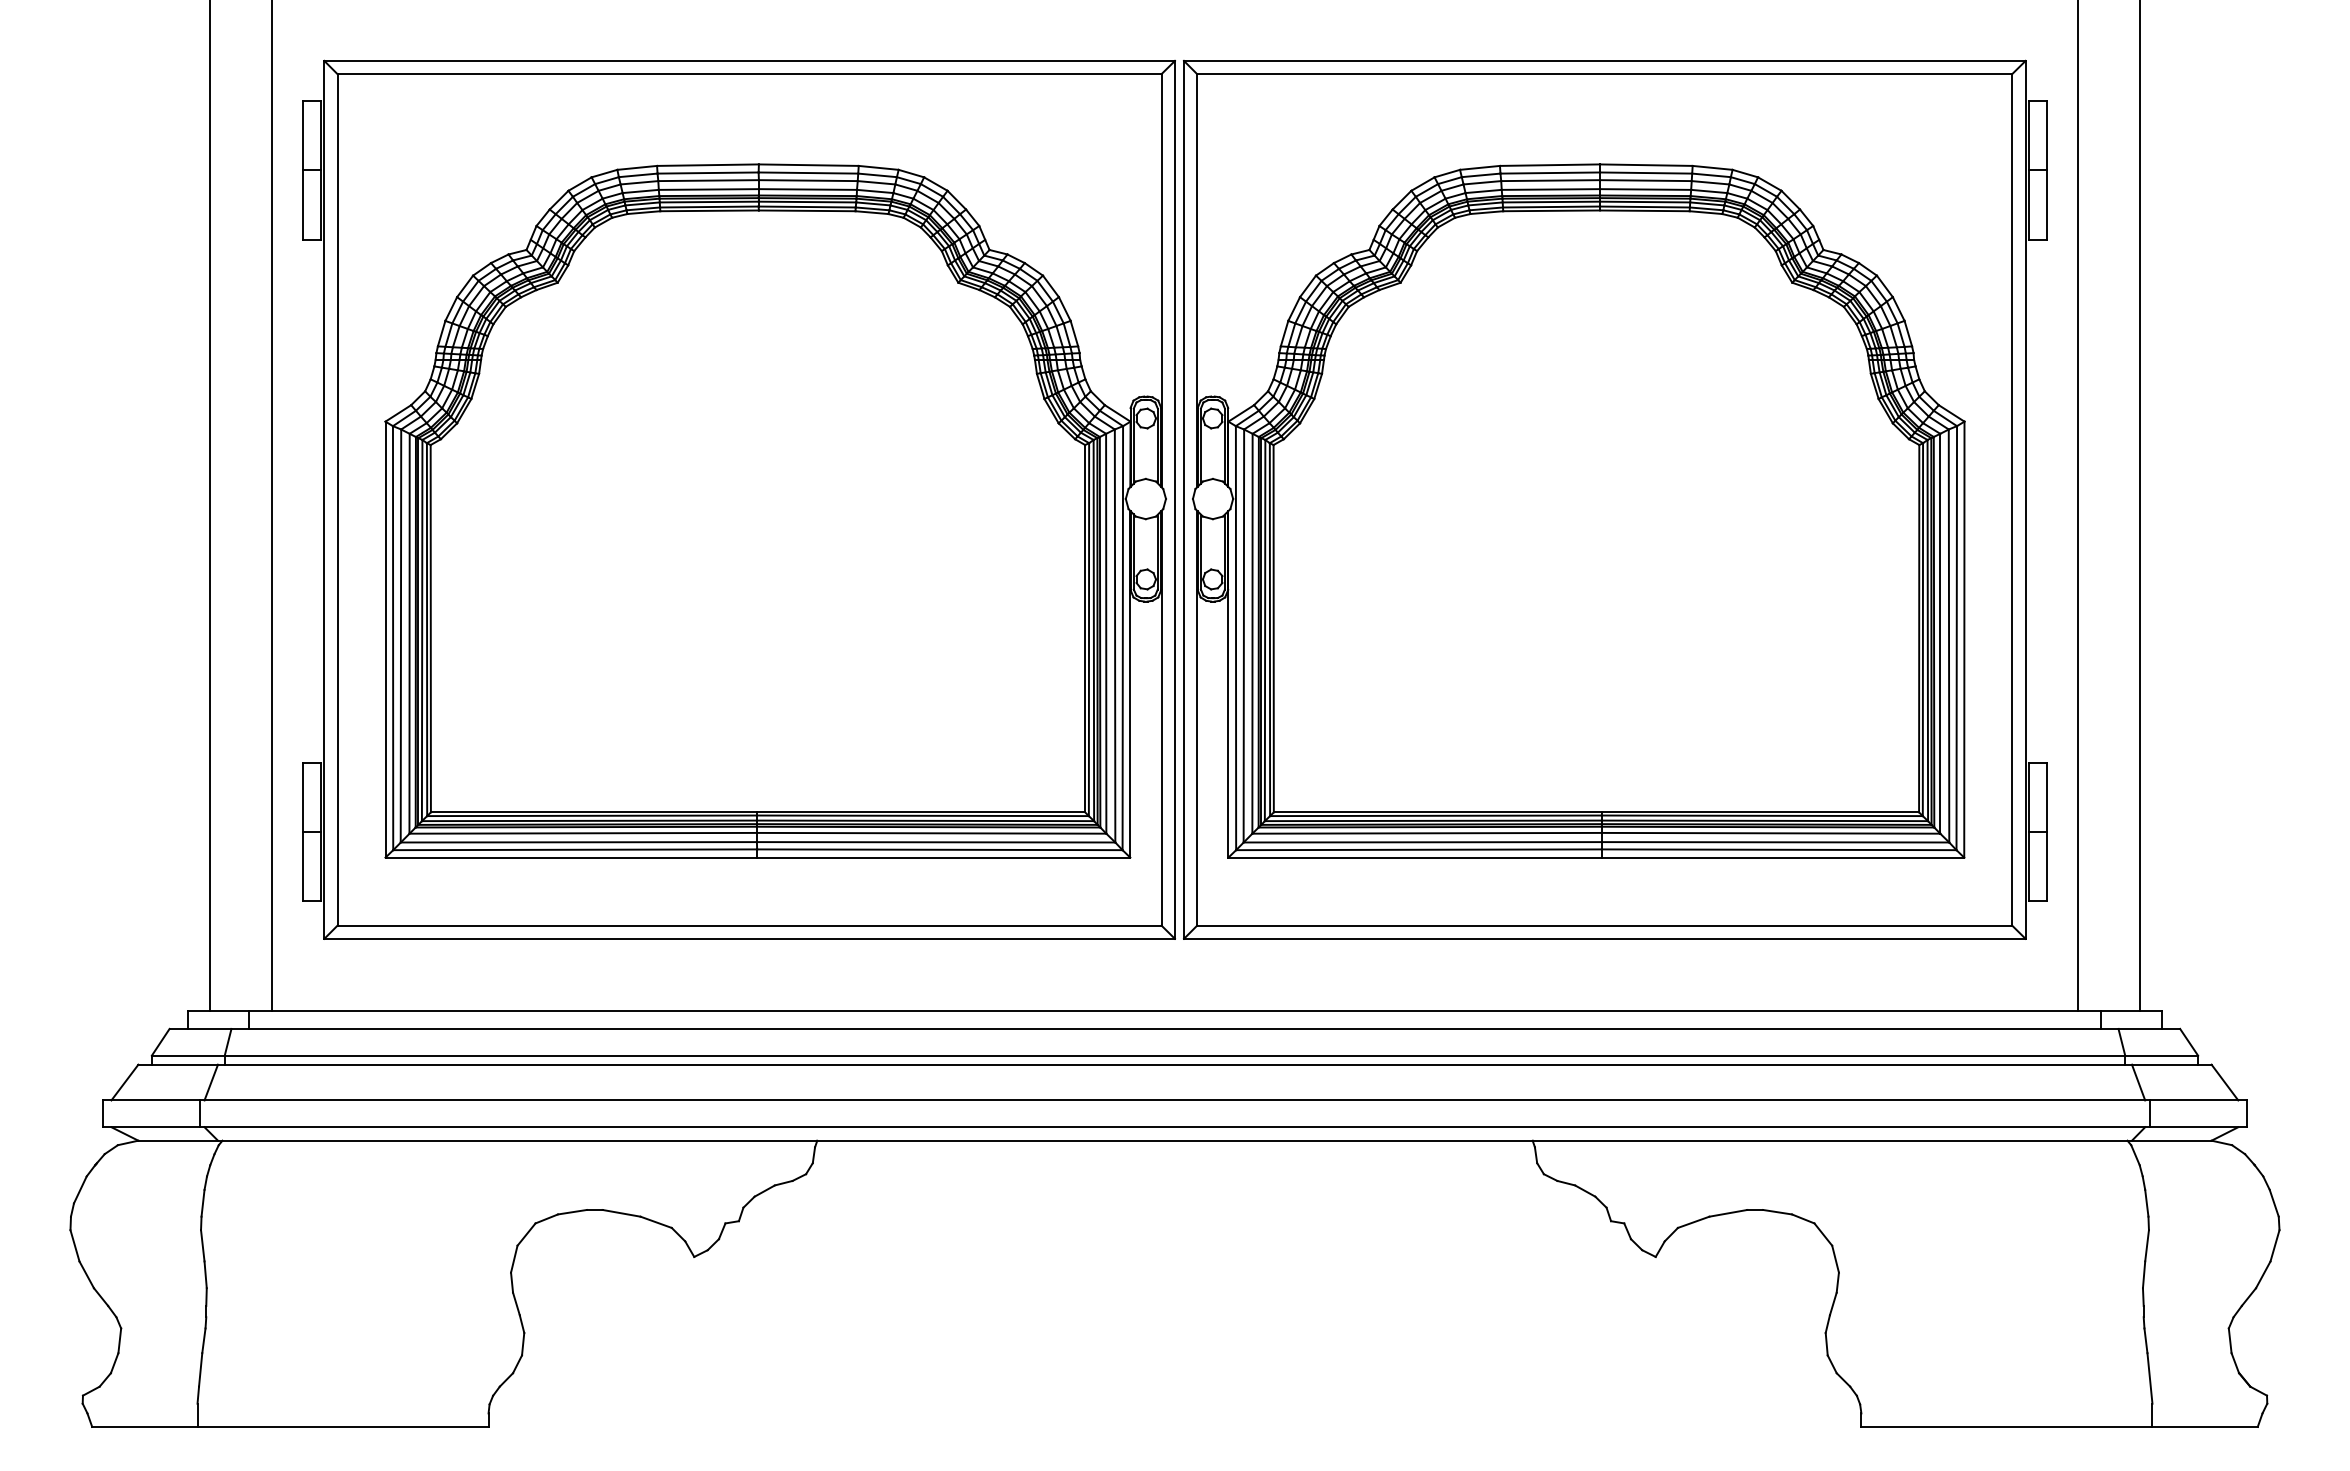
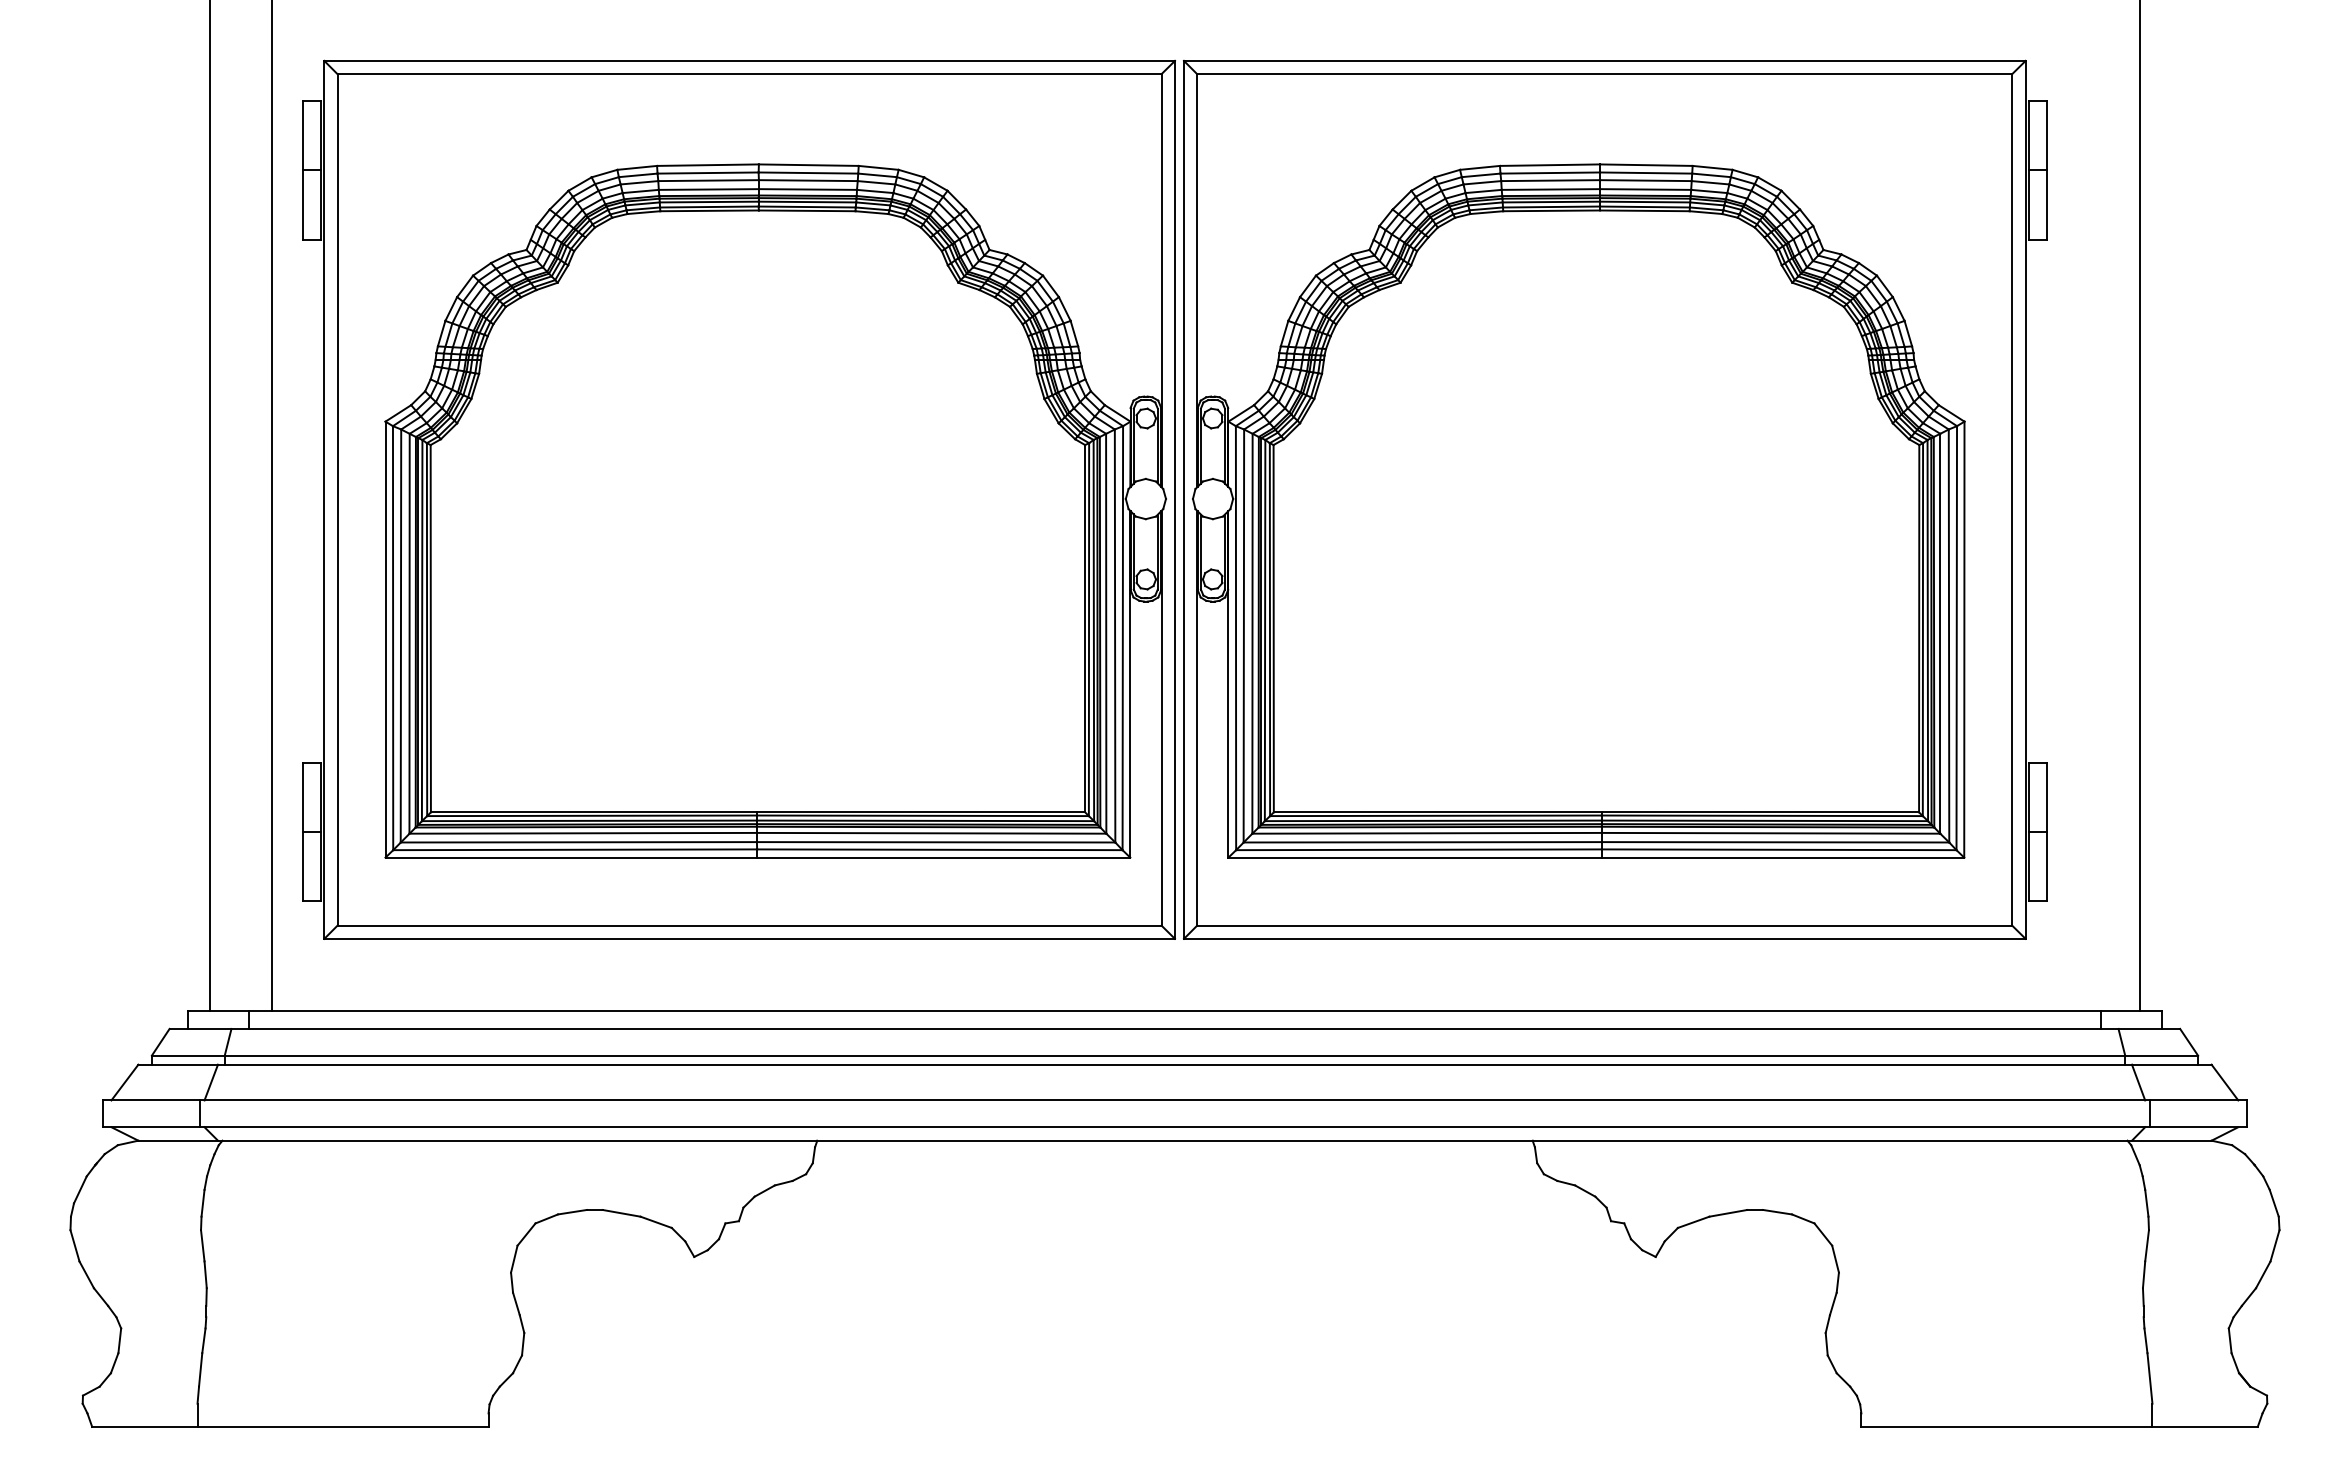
line: present -> none (2078, 506)
